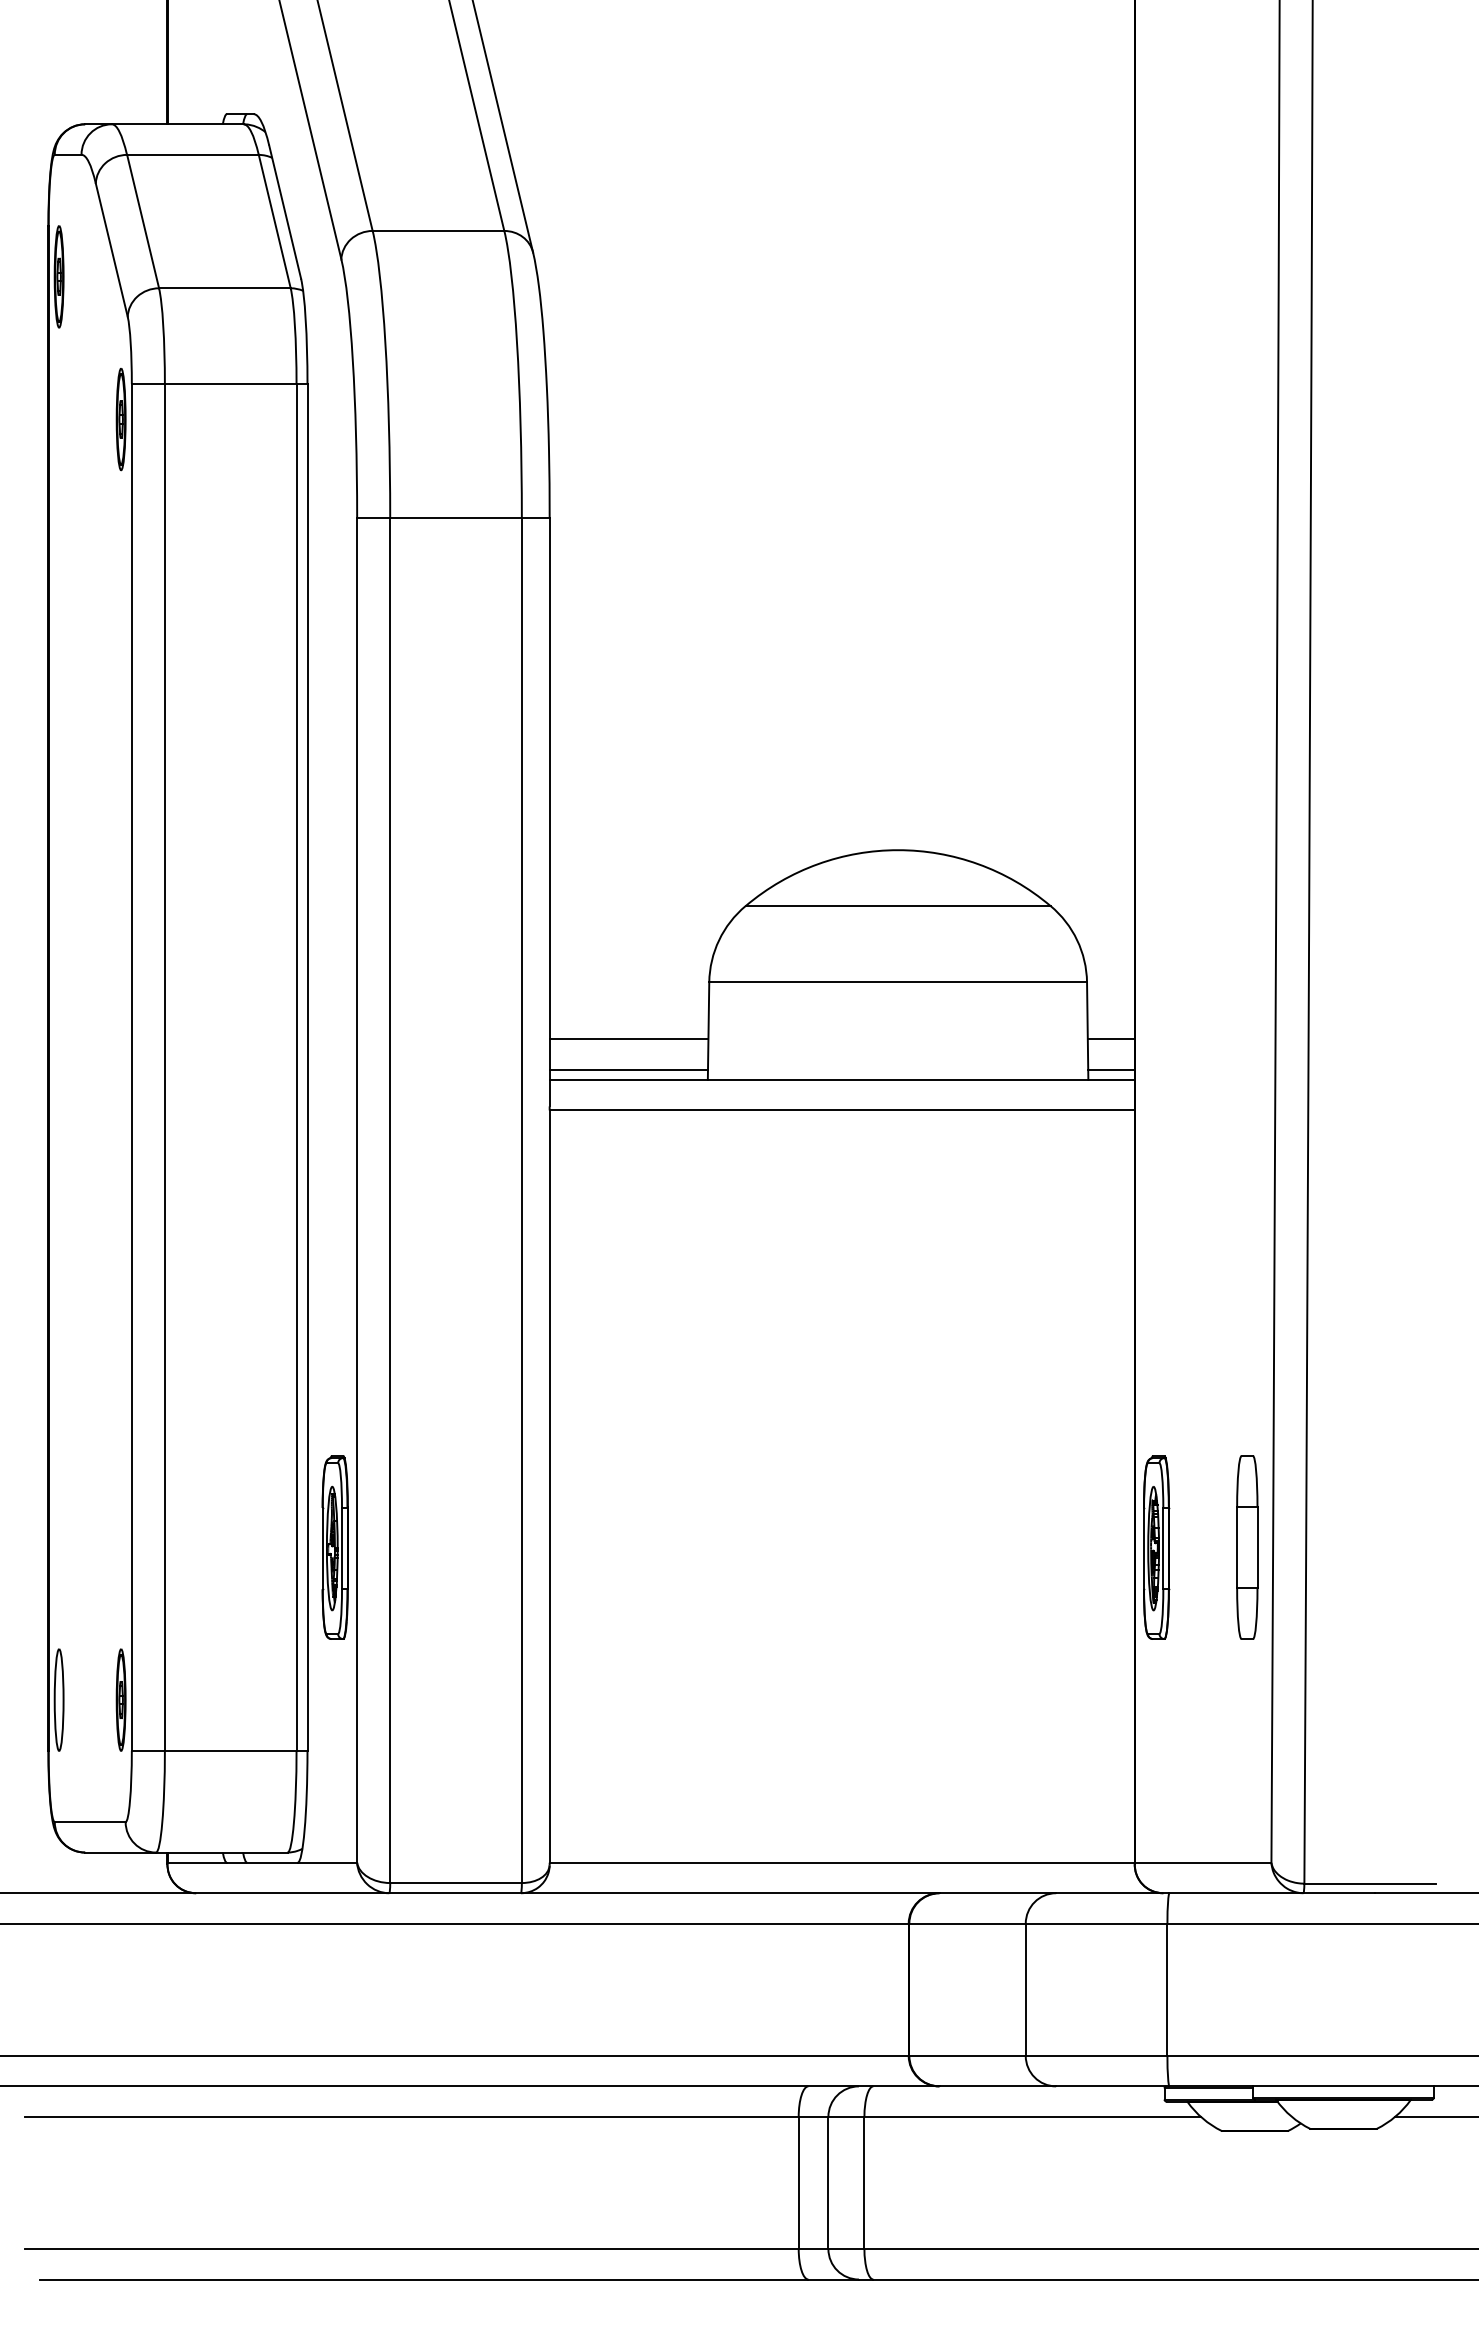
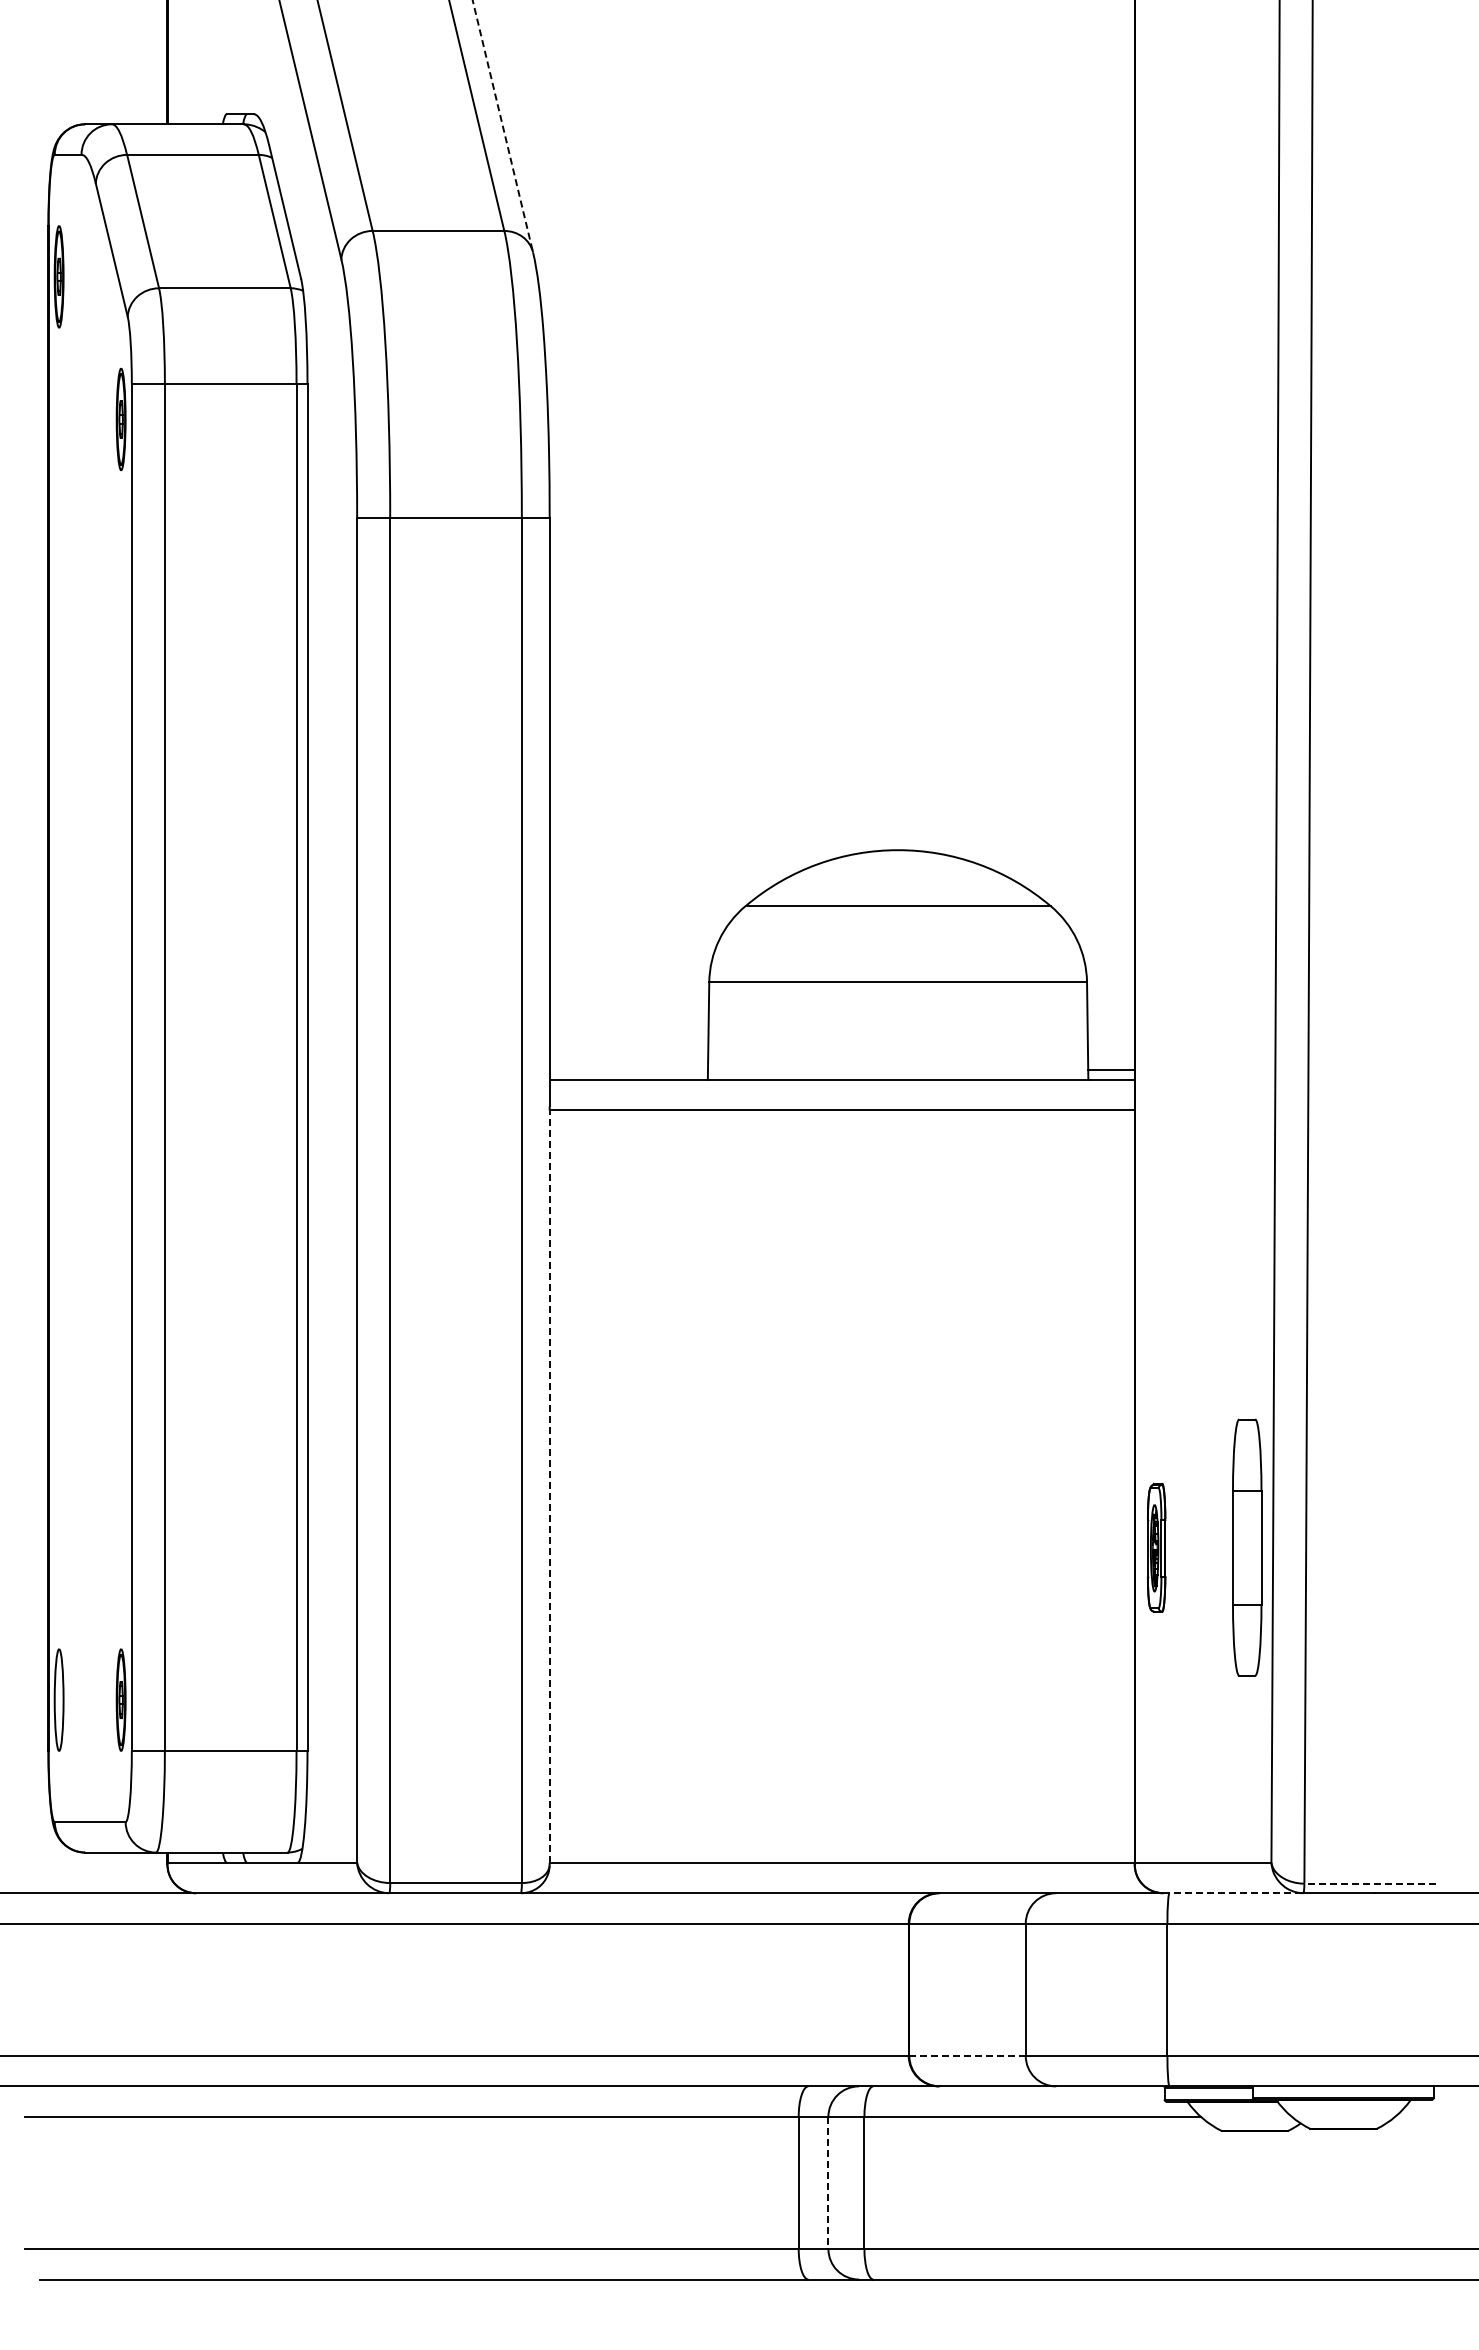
line: solid -> dashed (502, 126)
line: present -> none (628, 1039)
line: present -> none (1110, 1039)
line: present -> none (628, 1069)
line: solid -> dashed (549, 1486)
part: present -> none (334, 1547)
part size: 28x185 px -> 20x131 px (1156, 1547)
part size: 23x185 px -> 31x259 px (1247, 1547)
line: solid -> dashed (1370, 1883)
line: solid -> dashed (1235, 1893)
line: solid -> dashed (968, 2055)
line: present -> none (1435, 2116)
line: solid -> dashed (828, 2183)
